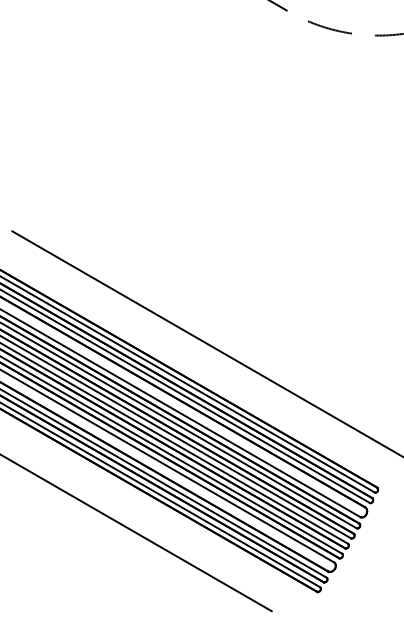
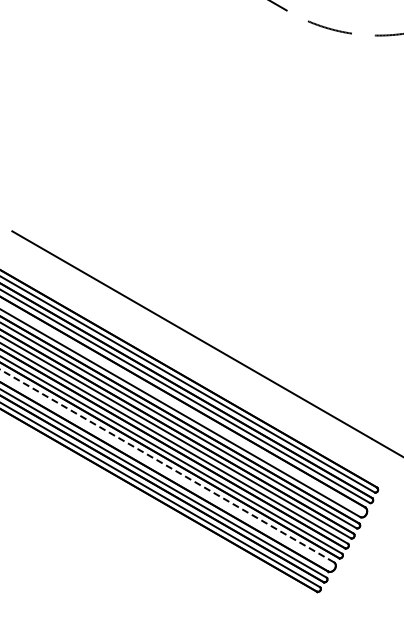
line: solid -> dashed (167, 466)
line: present -> none (136, 533)
